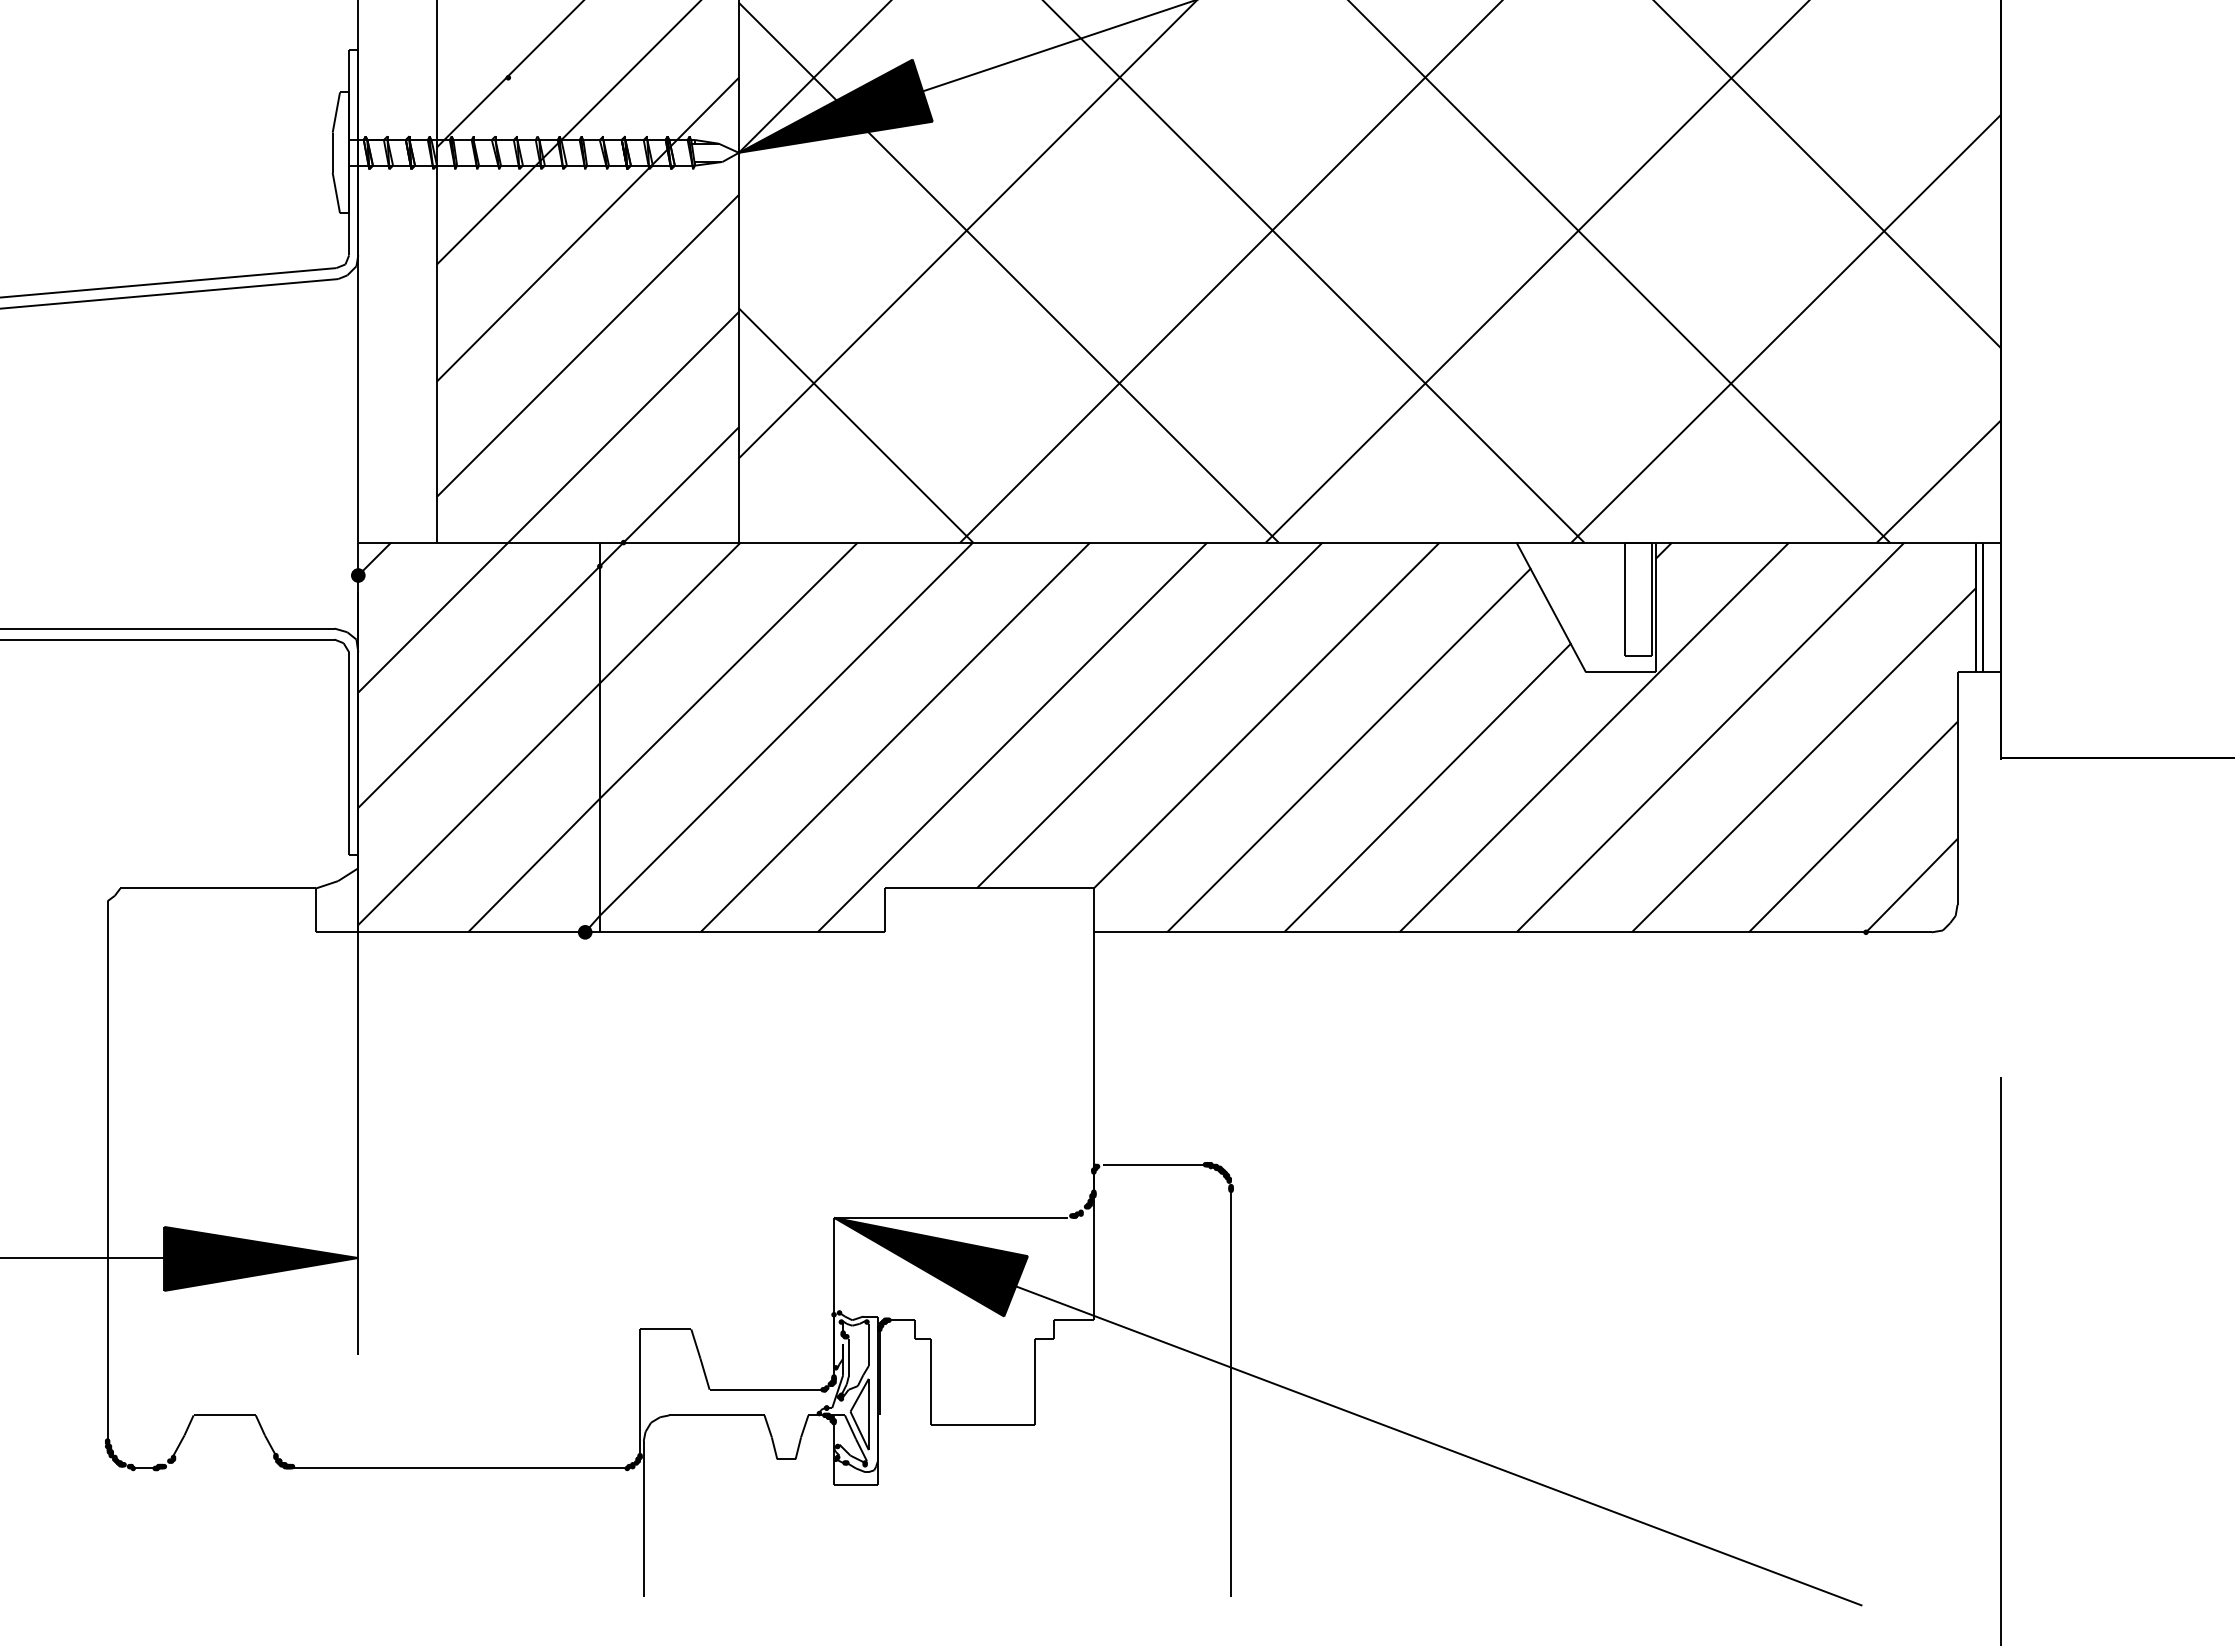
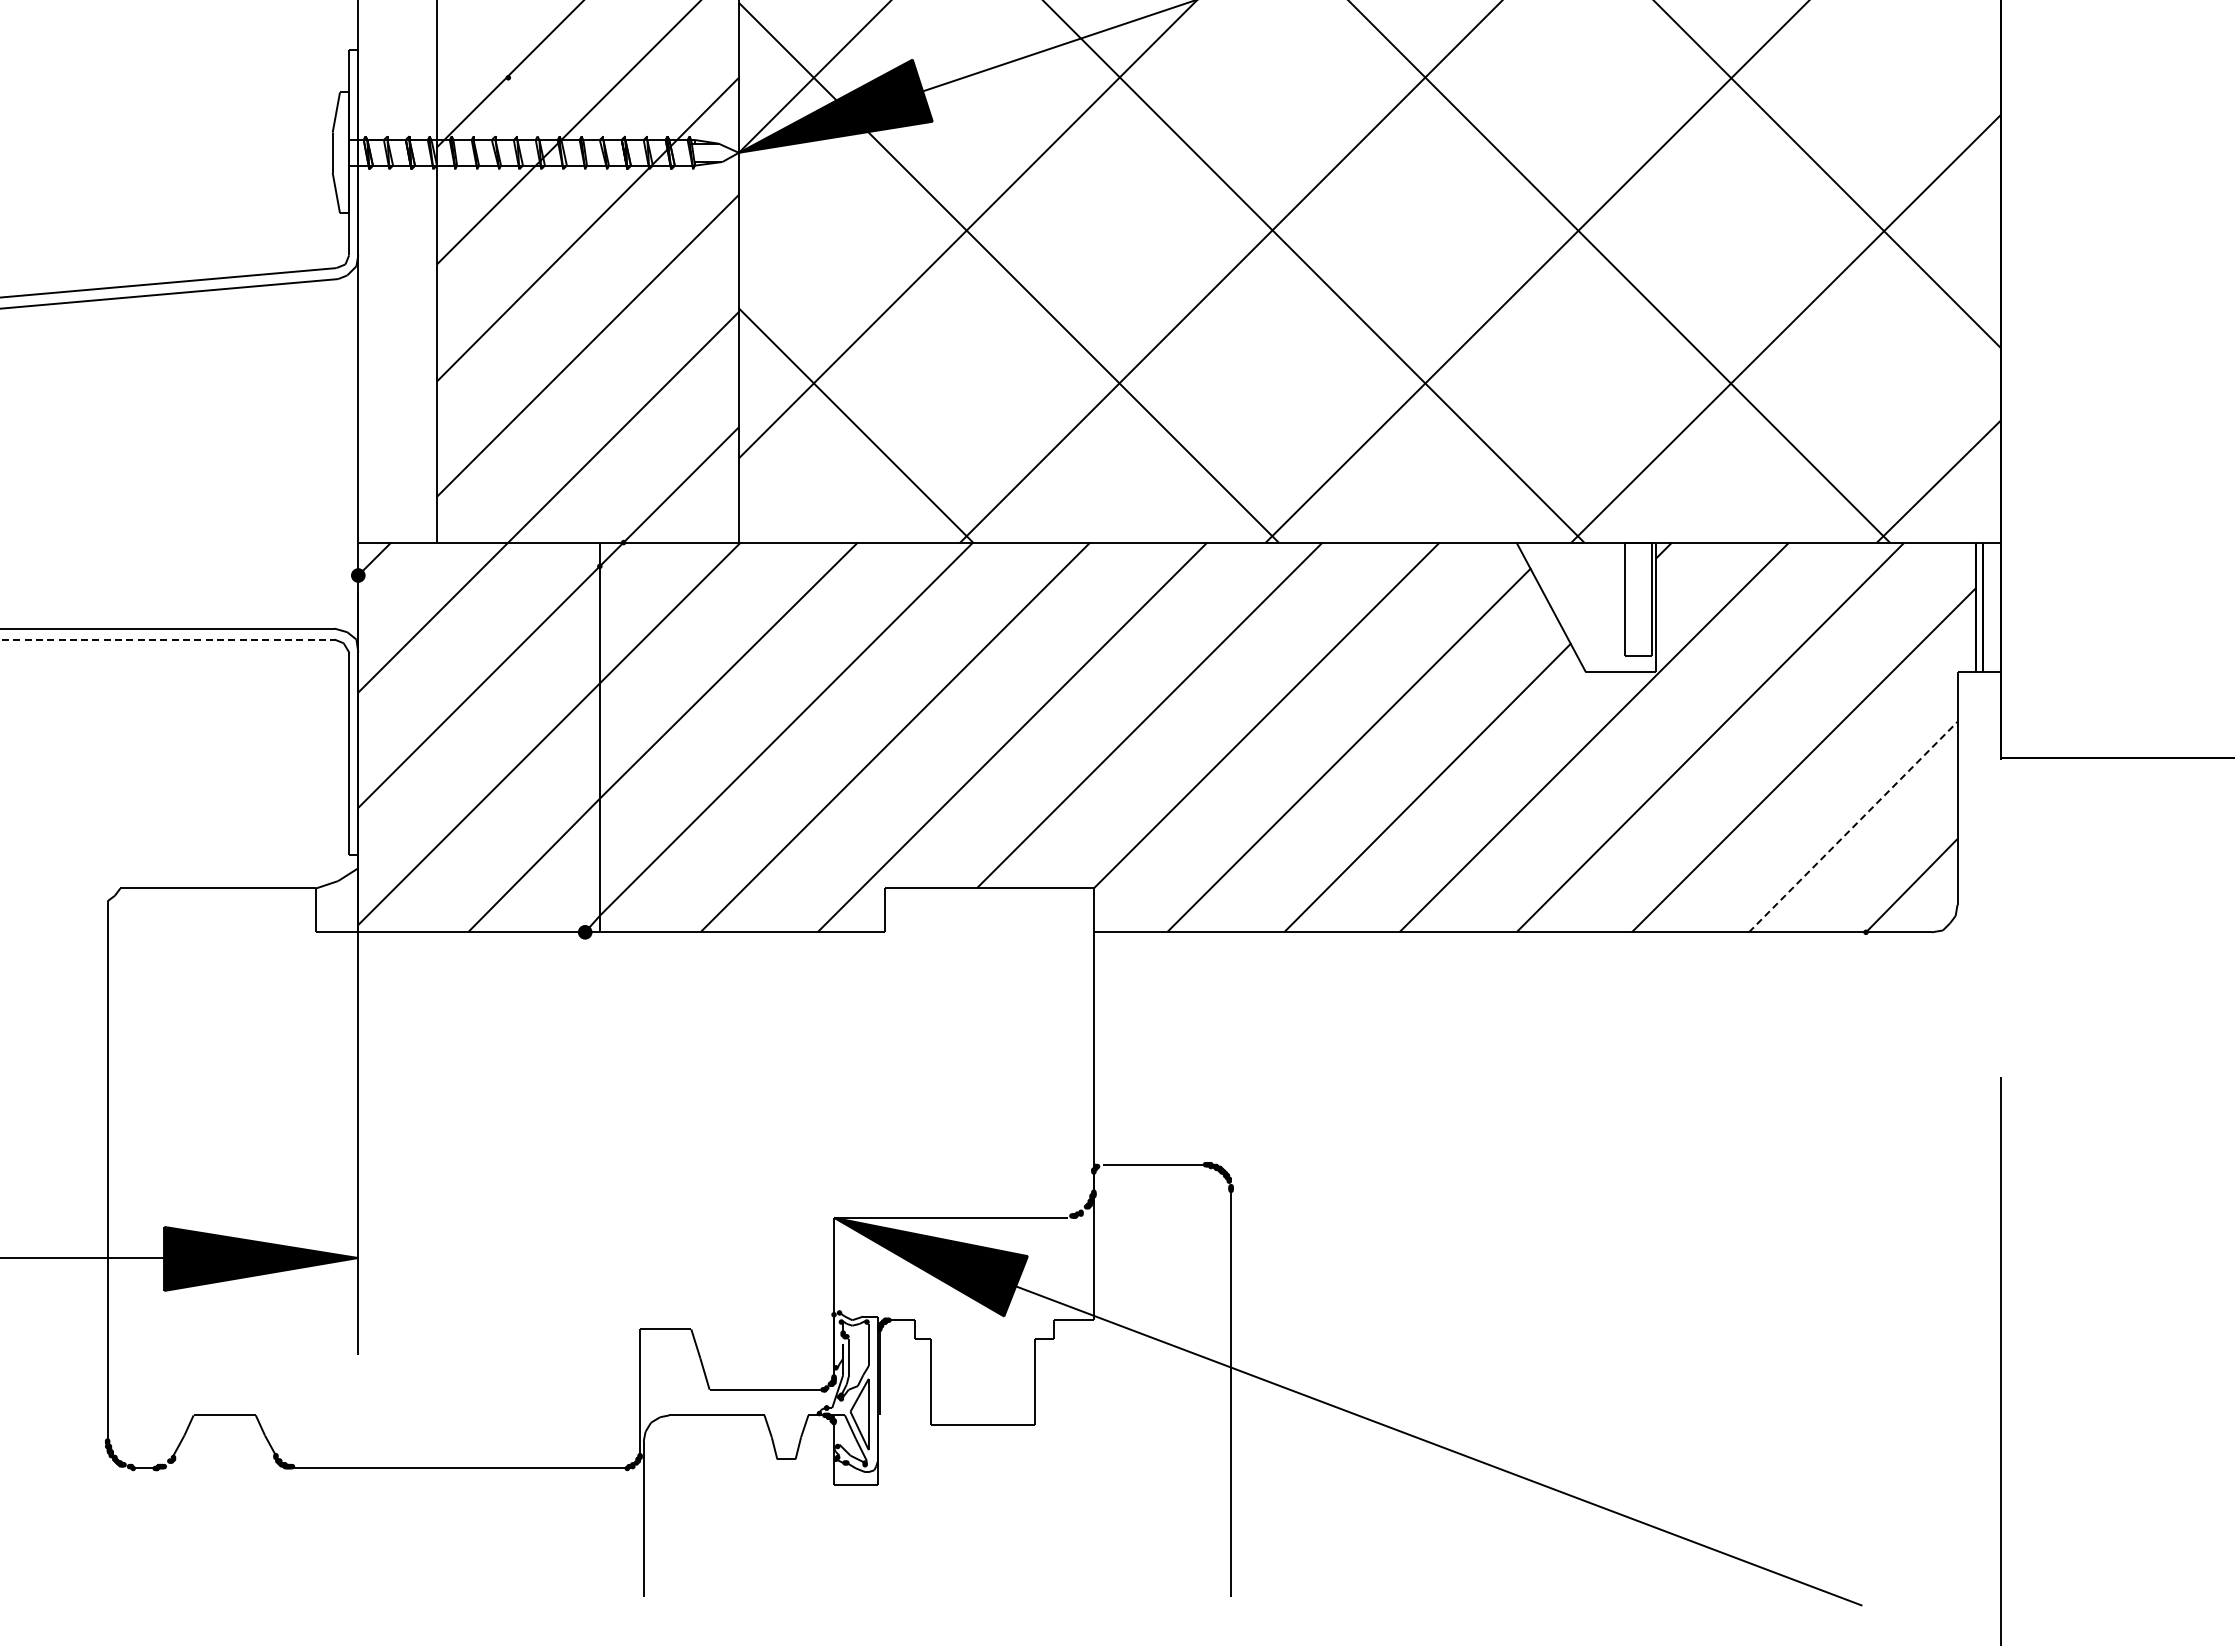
line: solid -> dashed (167, 639)
line: solid -> dashed (1853, 826)
